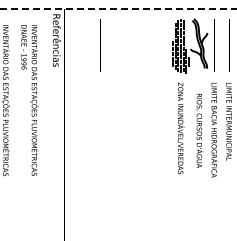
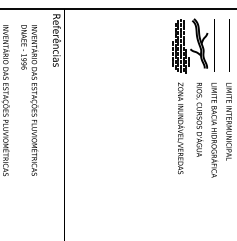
line: dashed -> solid (118, 8)
line: present -> none (100, 45)
text position: (199, 130) -> (199, 119) (199, 119)
